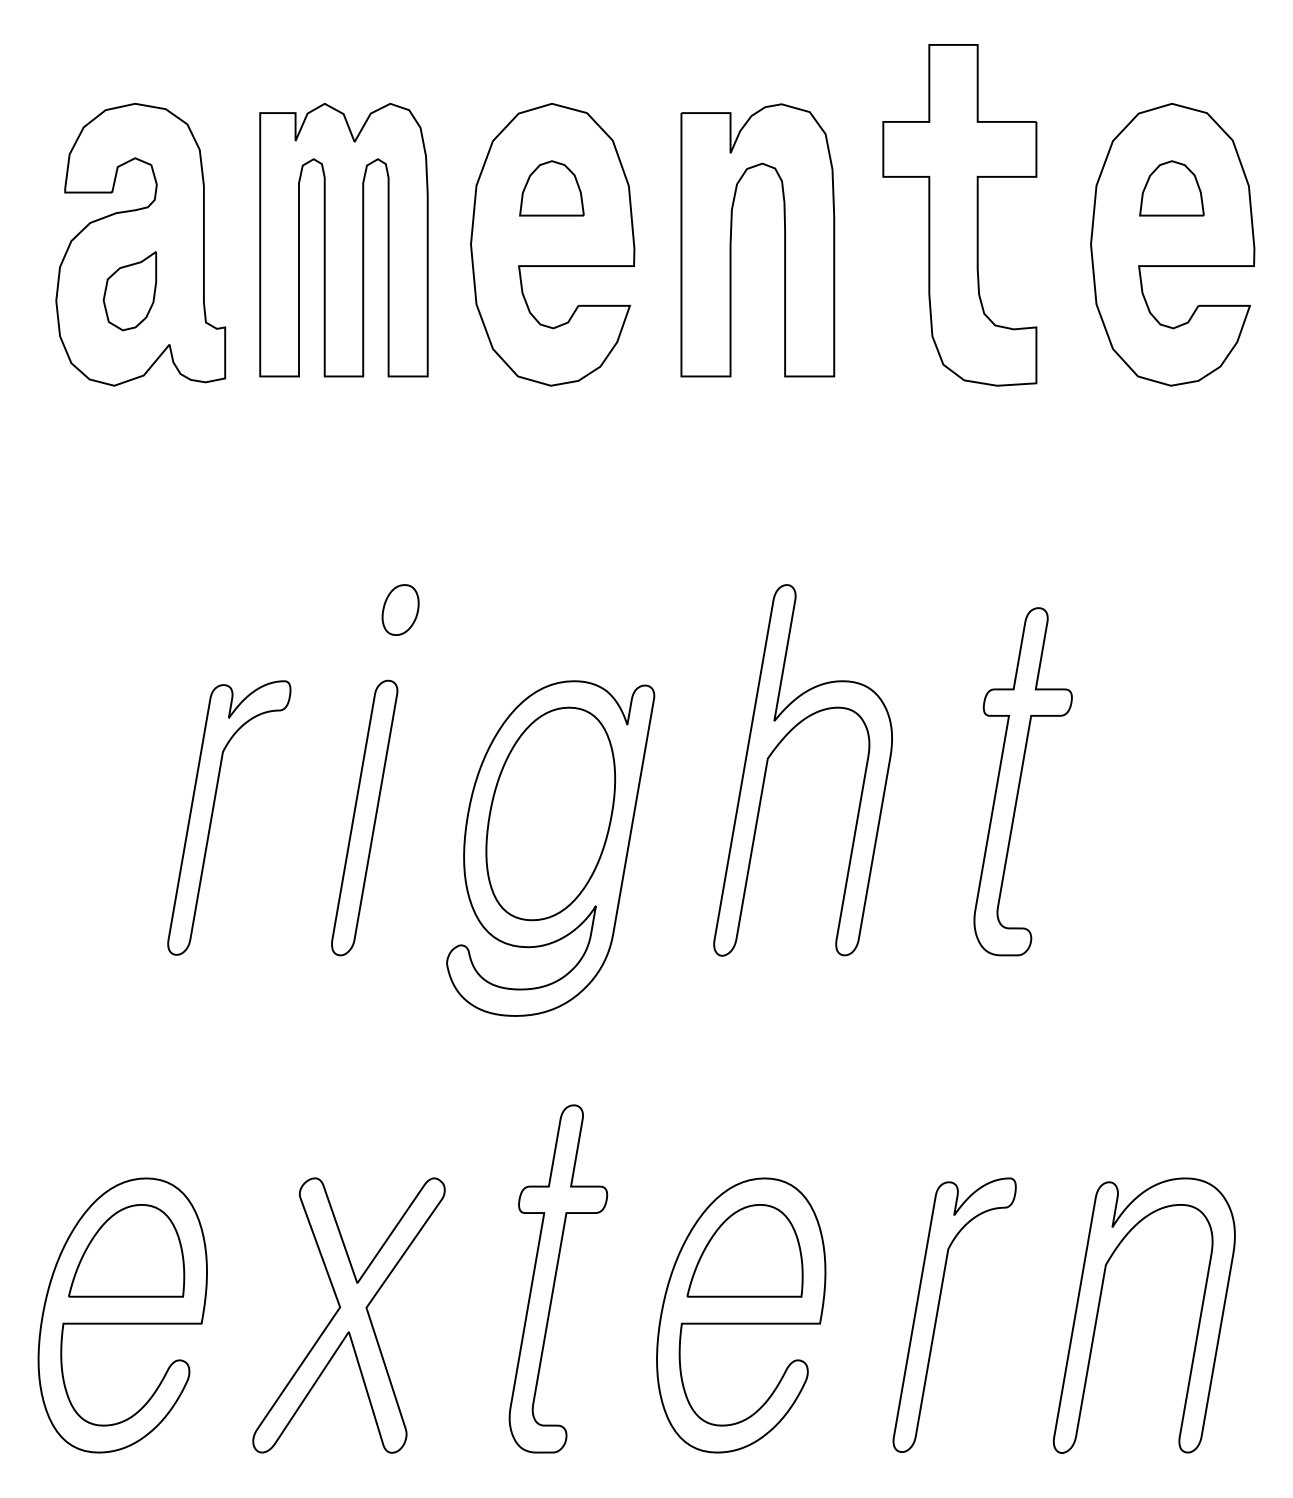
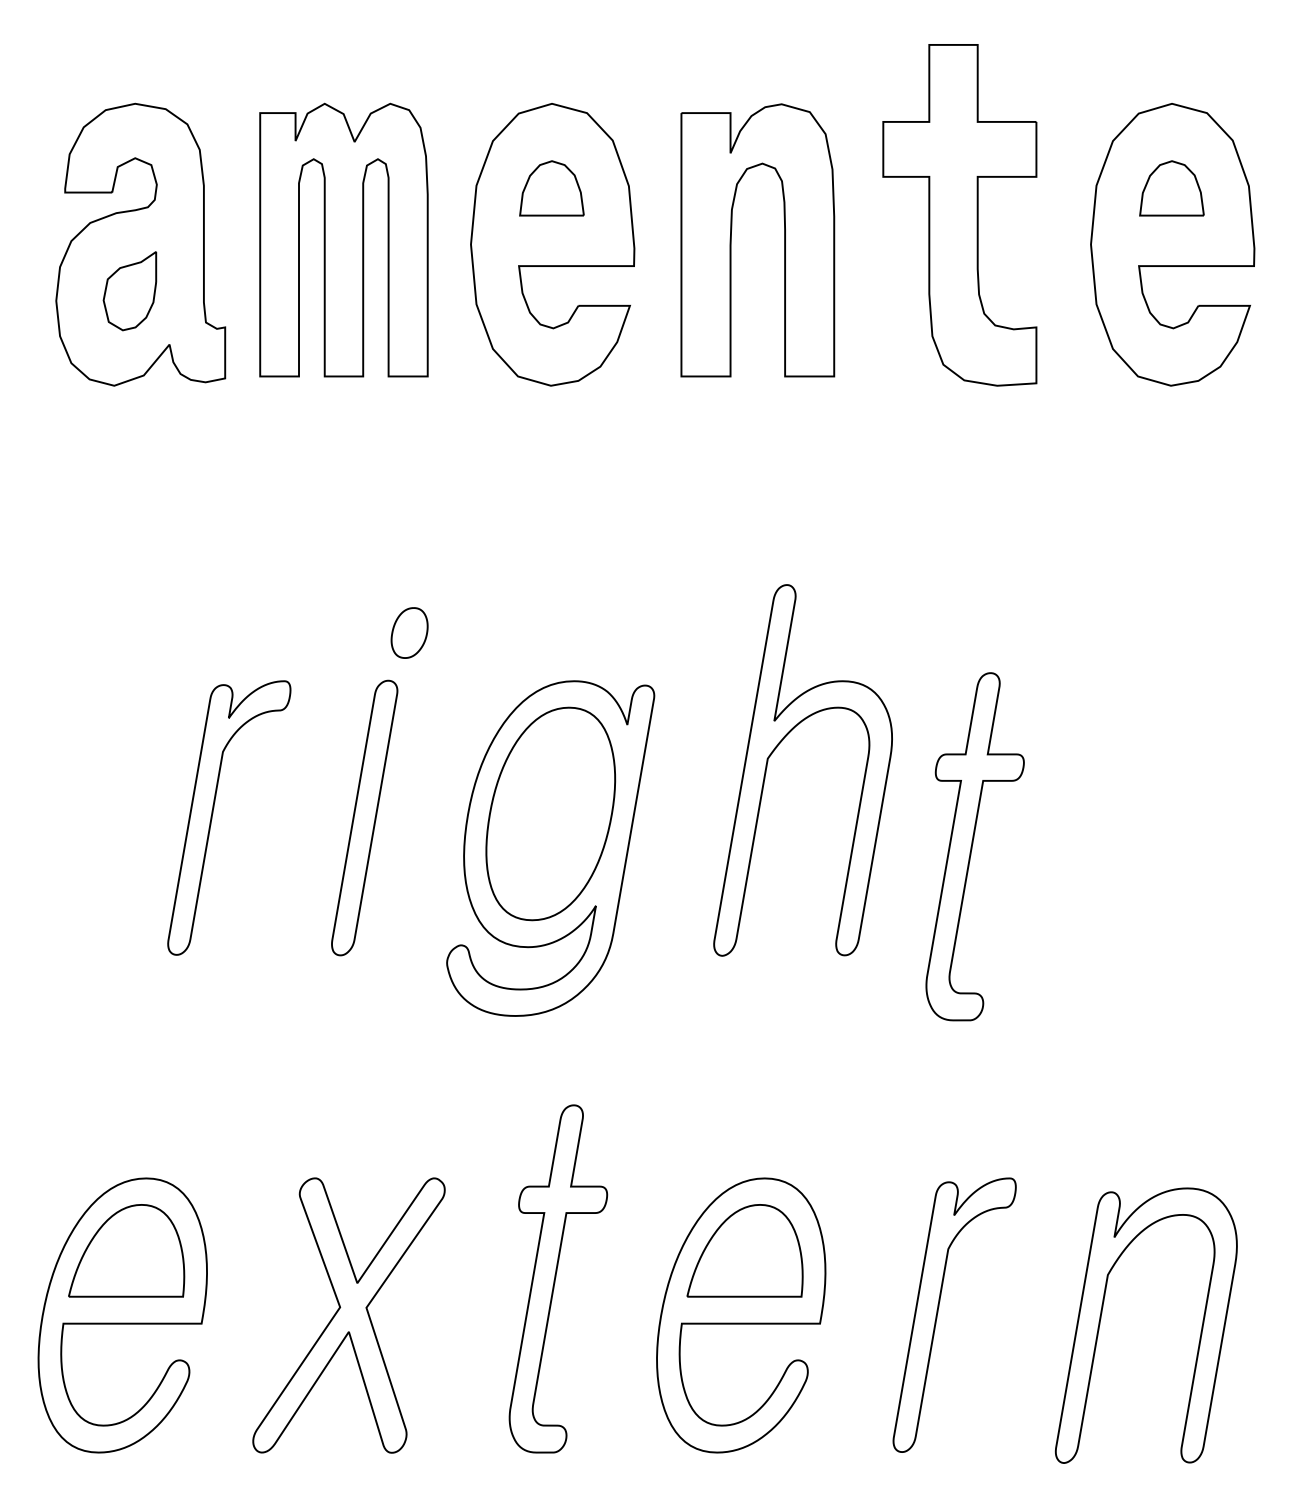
part position: (400, 609) -> (409, 632) (409, 632)
part position: (1022, 781) -> (974, 846) (974, 846)
part position: (1099, 1309) -> (1101, 1319) (1101, 1319)
